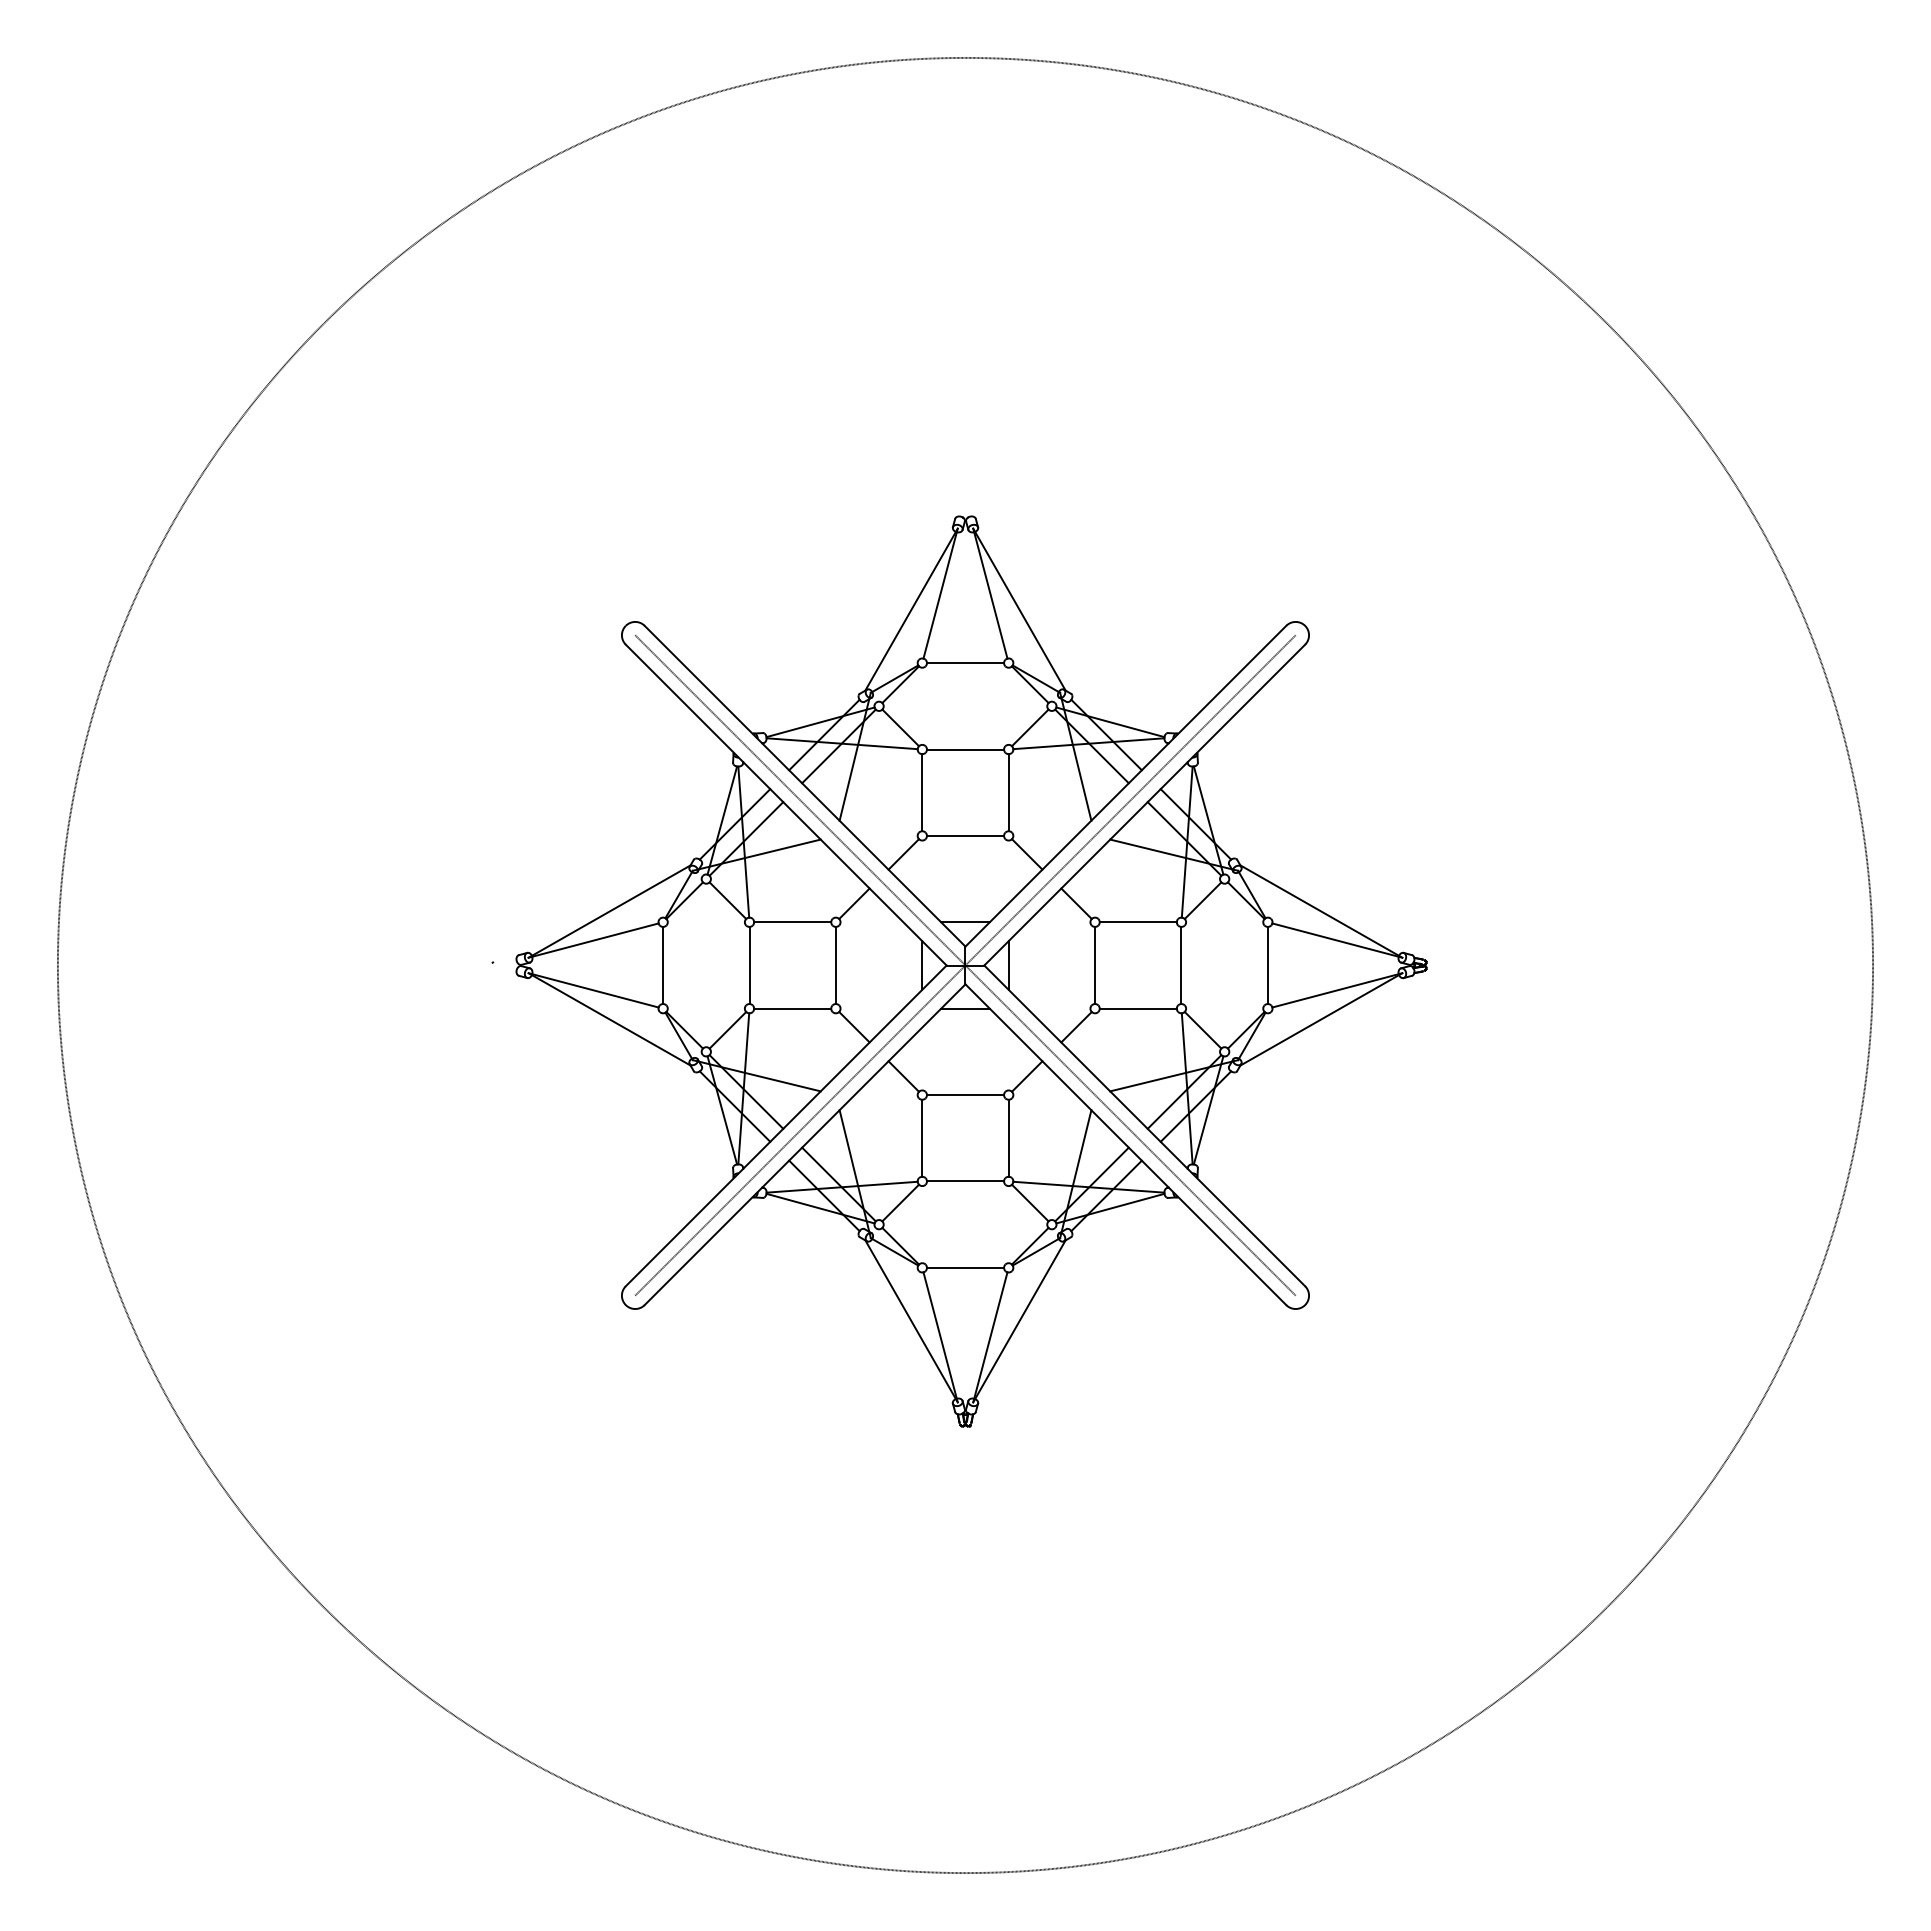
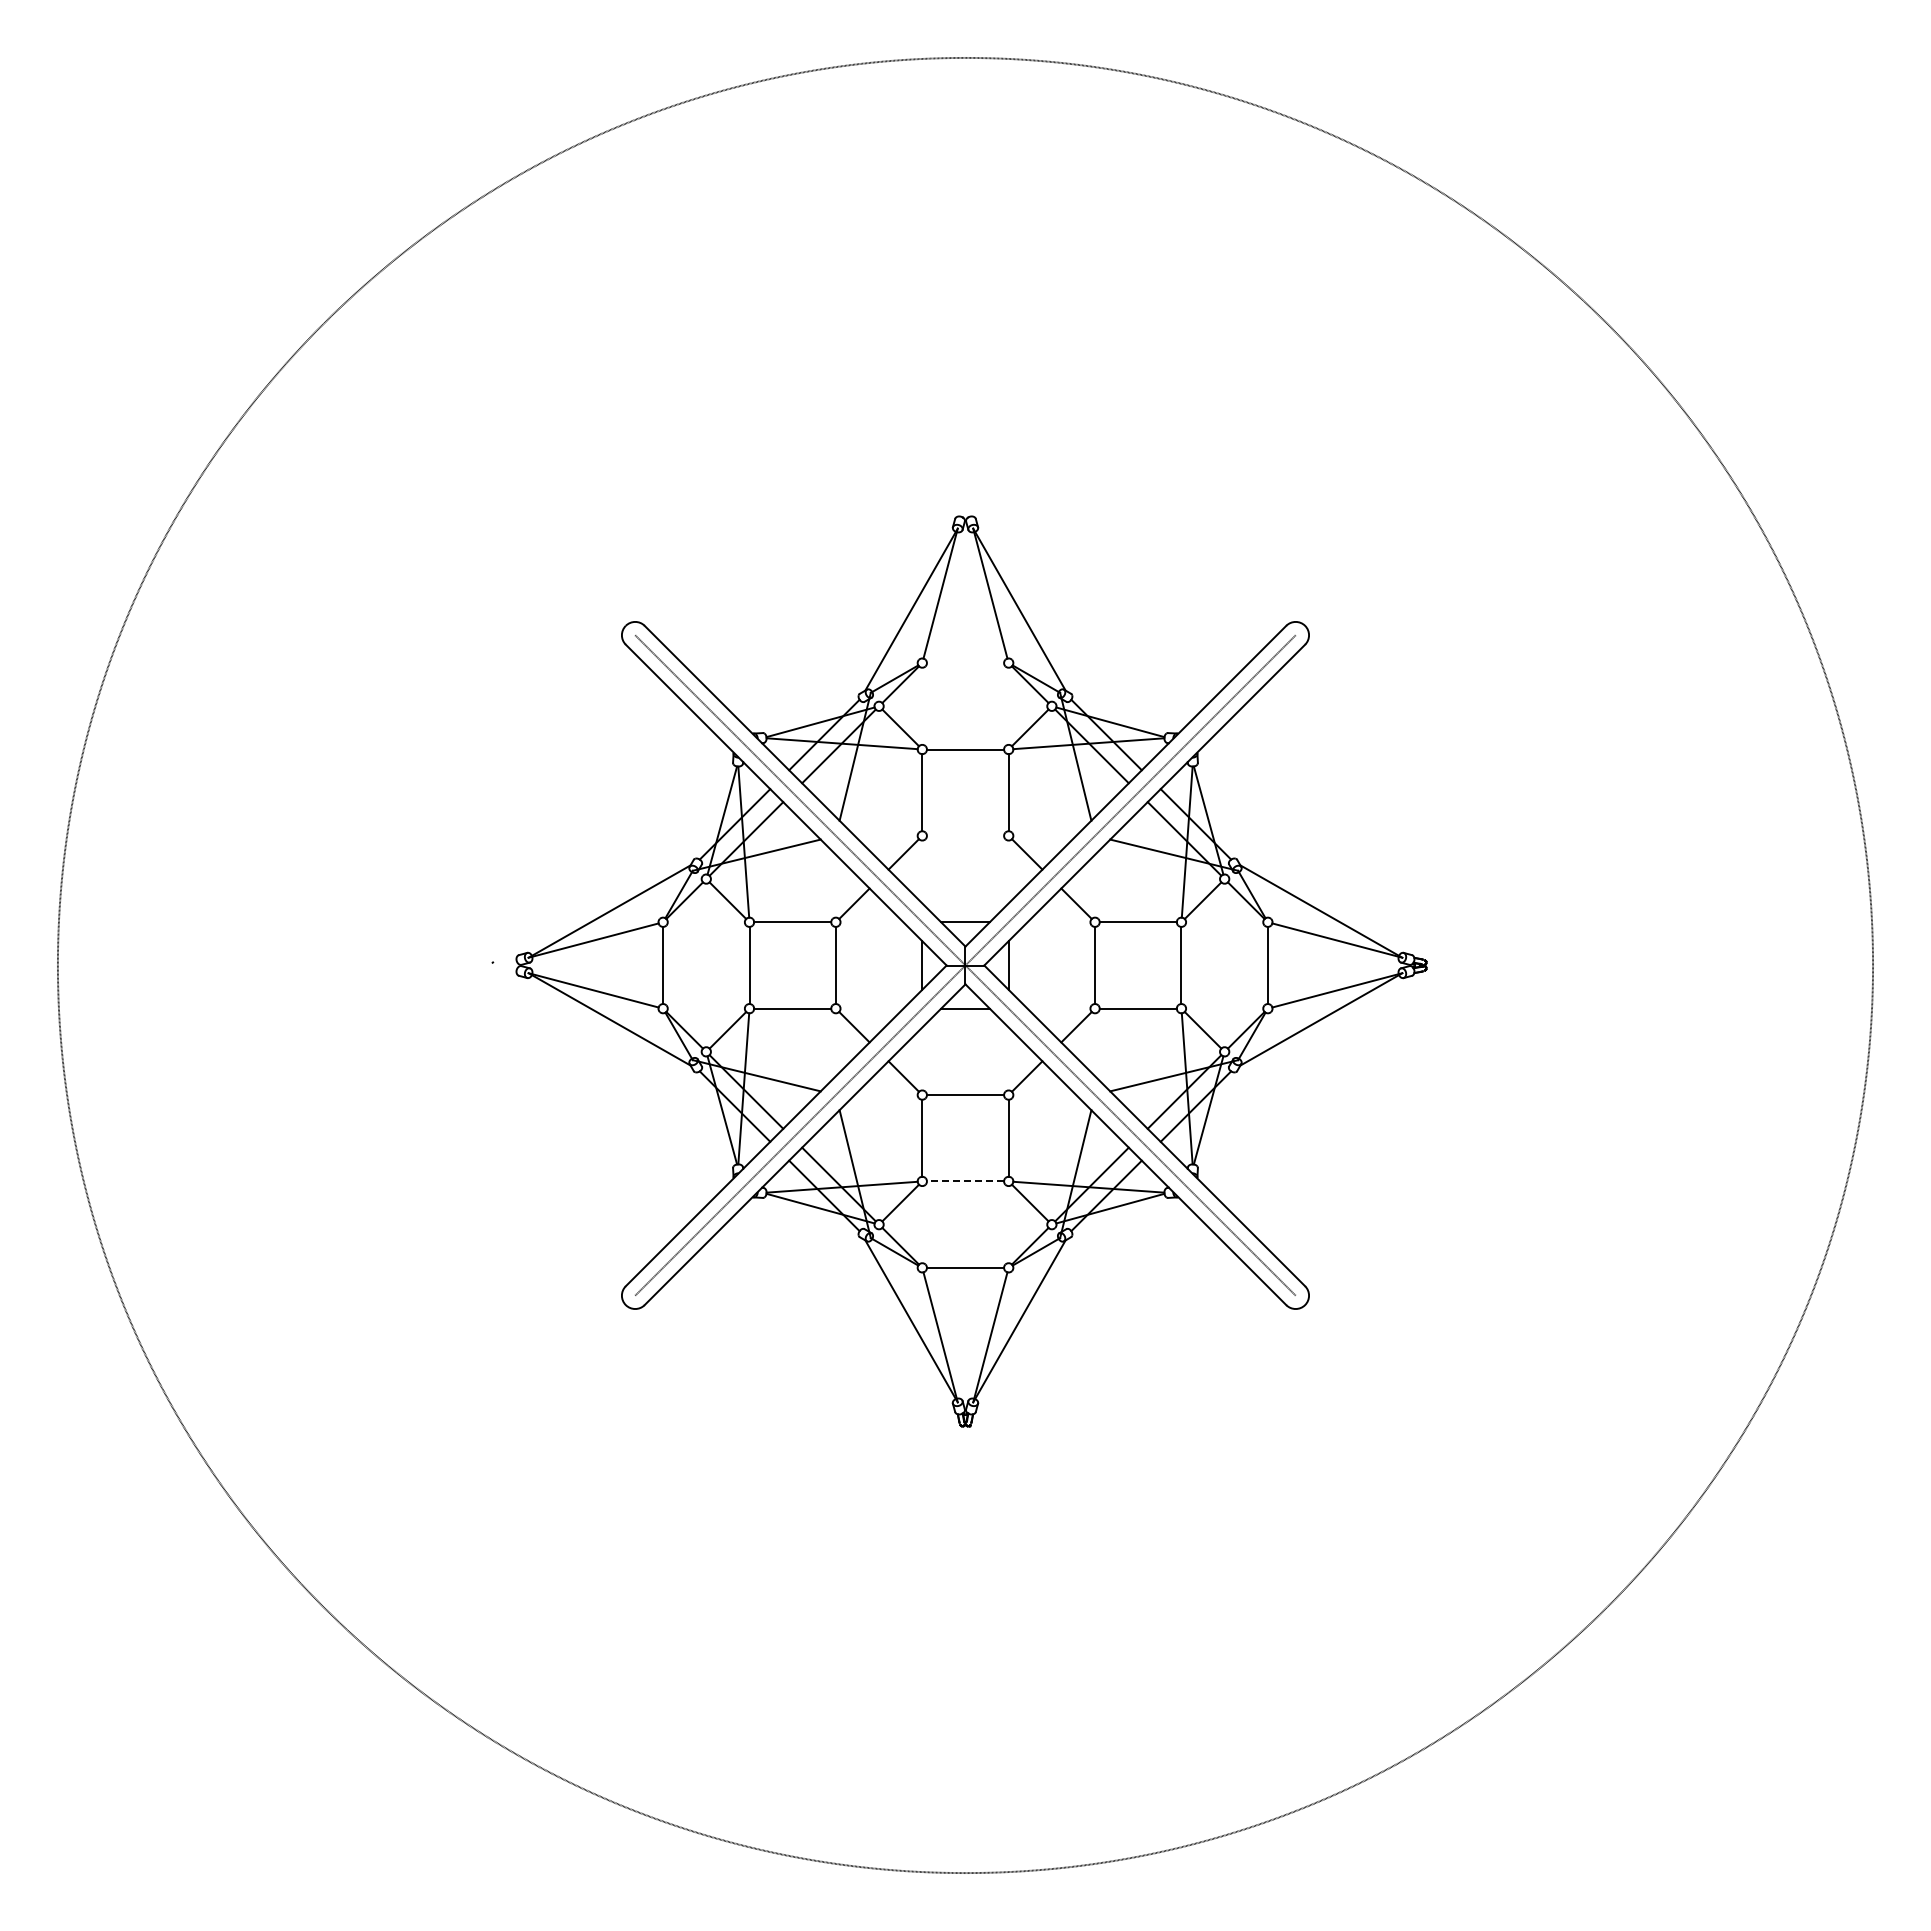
line: present -> none (965, 663)
line: present -> none (965, 835)
line: solid -> dashed (965, 1181)
